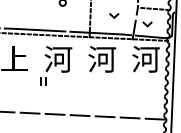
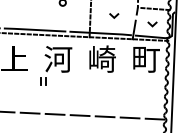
line position: (147, 24) -> (152, 24) (152, 24)
text: 河 -> 崎 (101, 58)
text: 河 -> 町 (145, 59)
